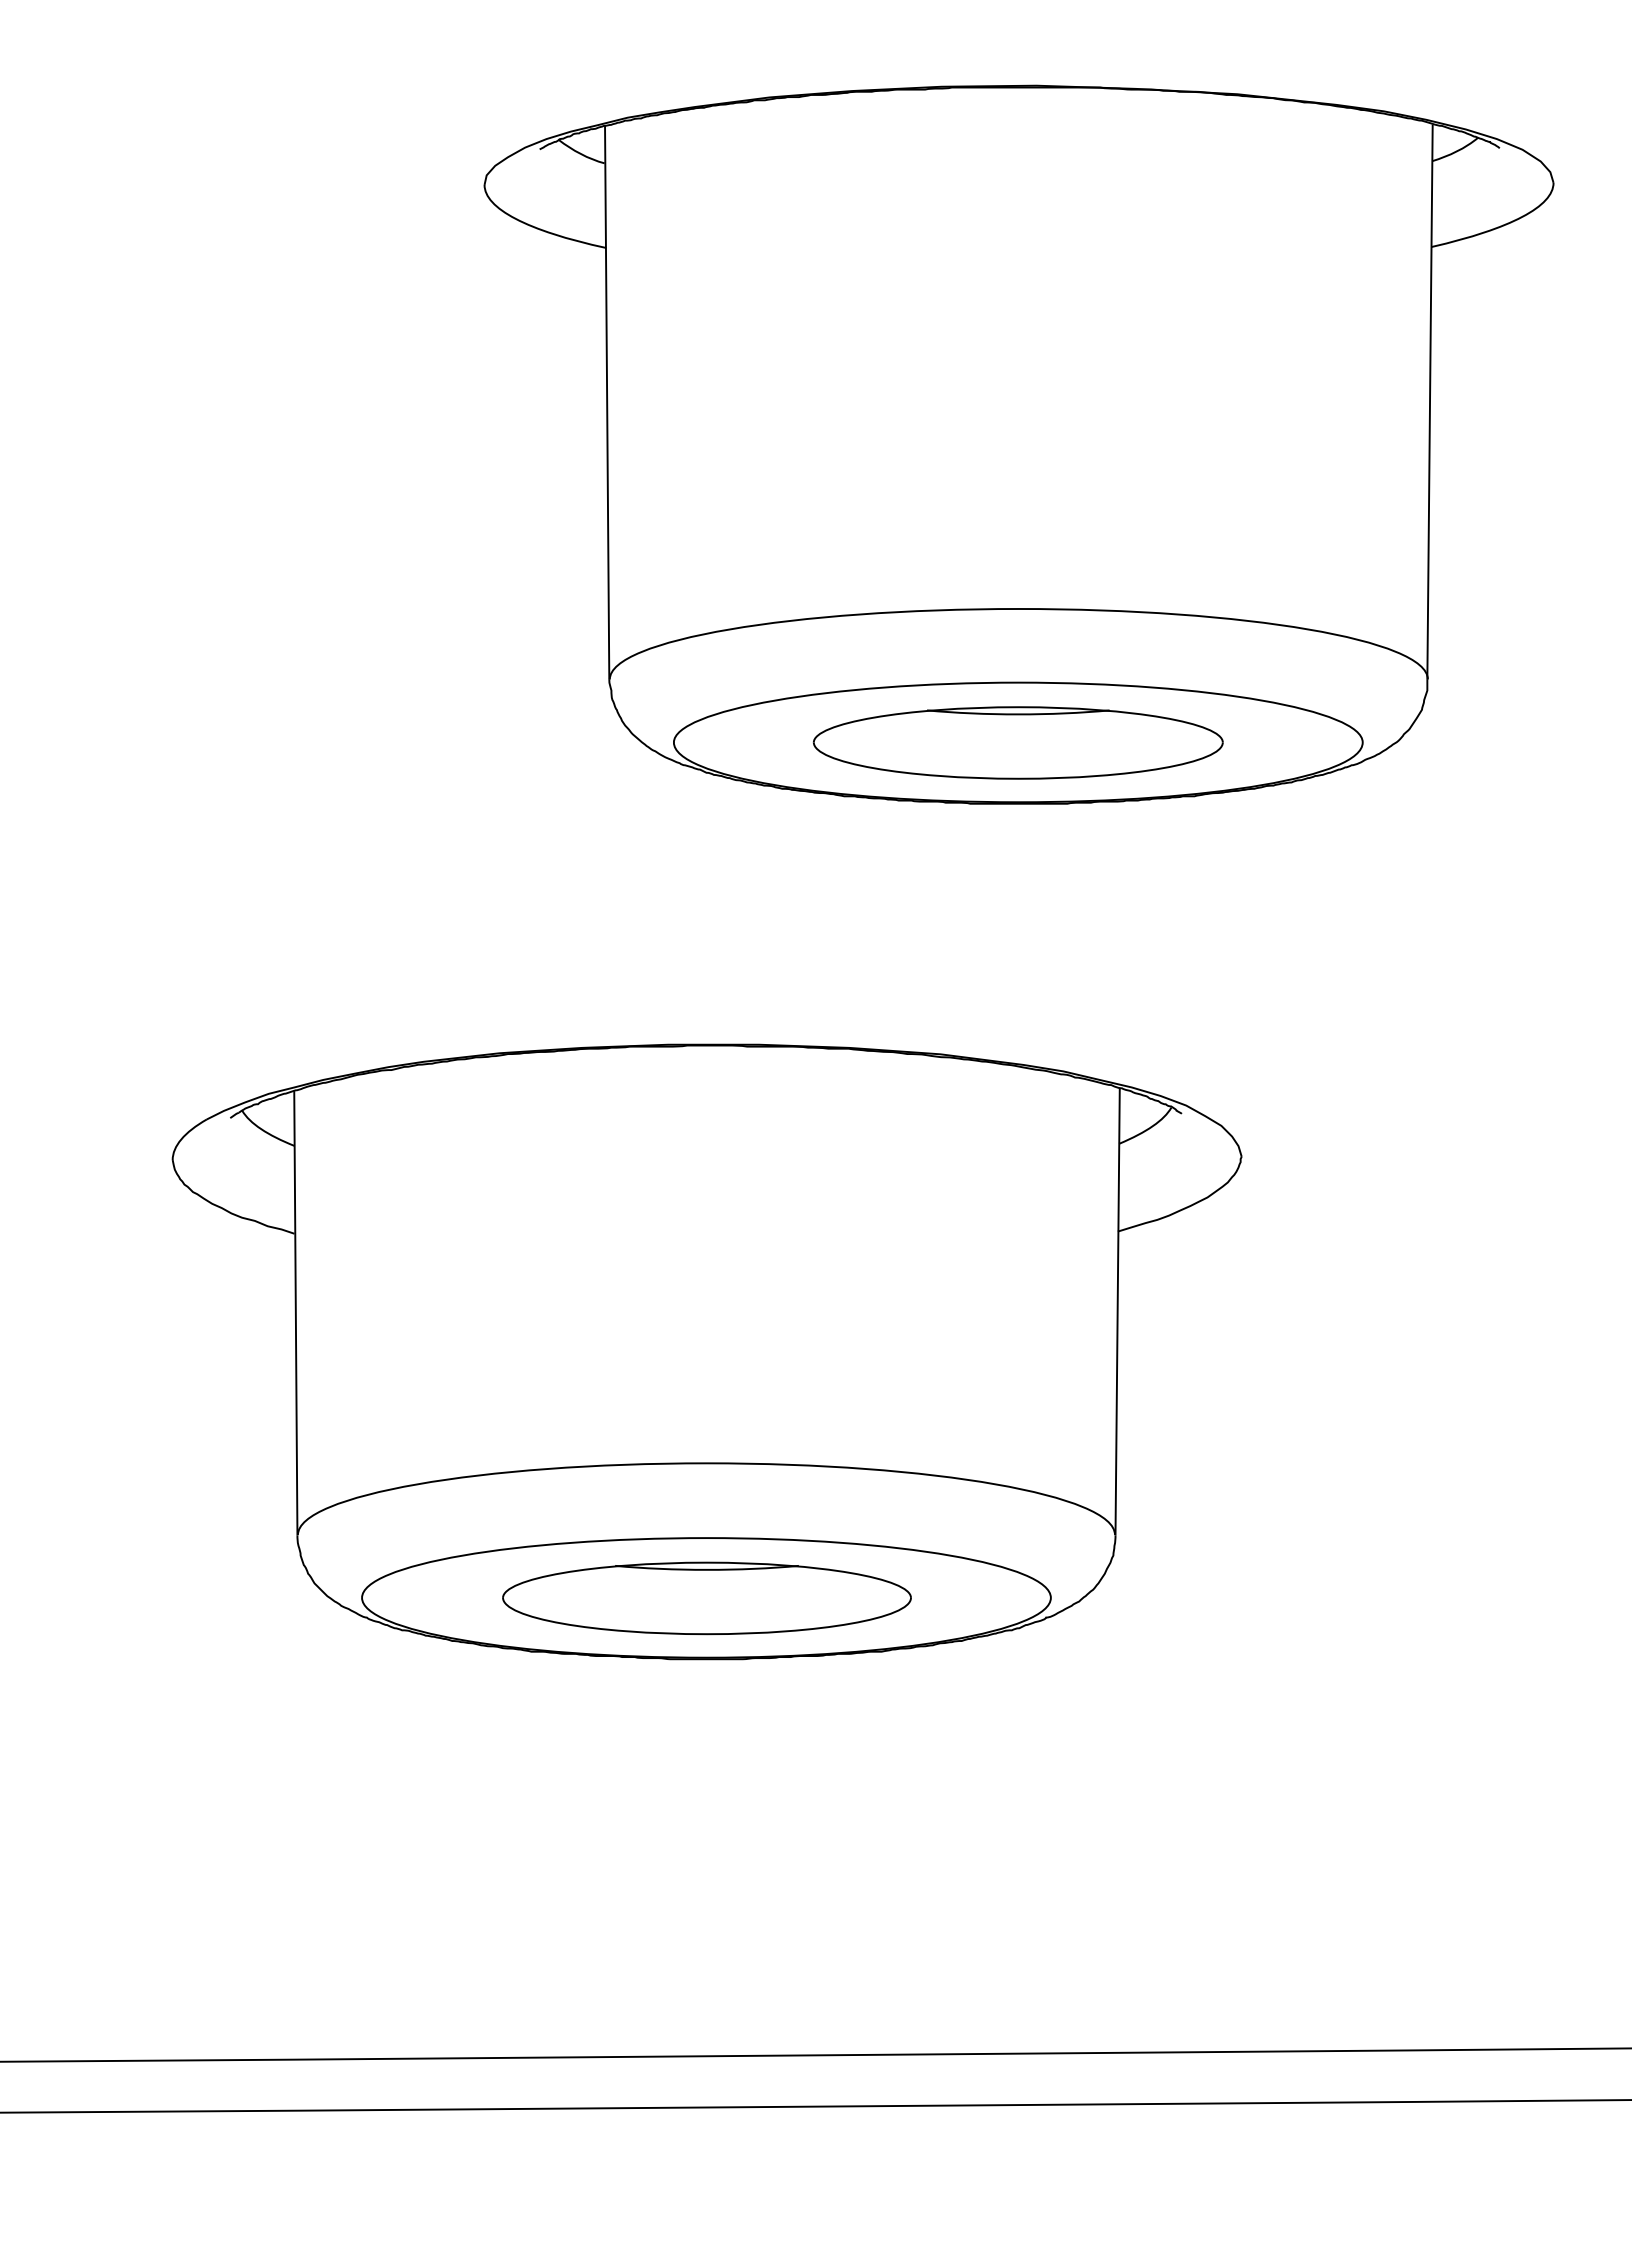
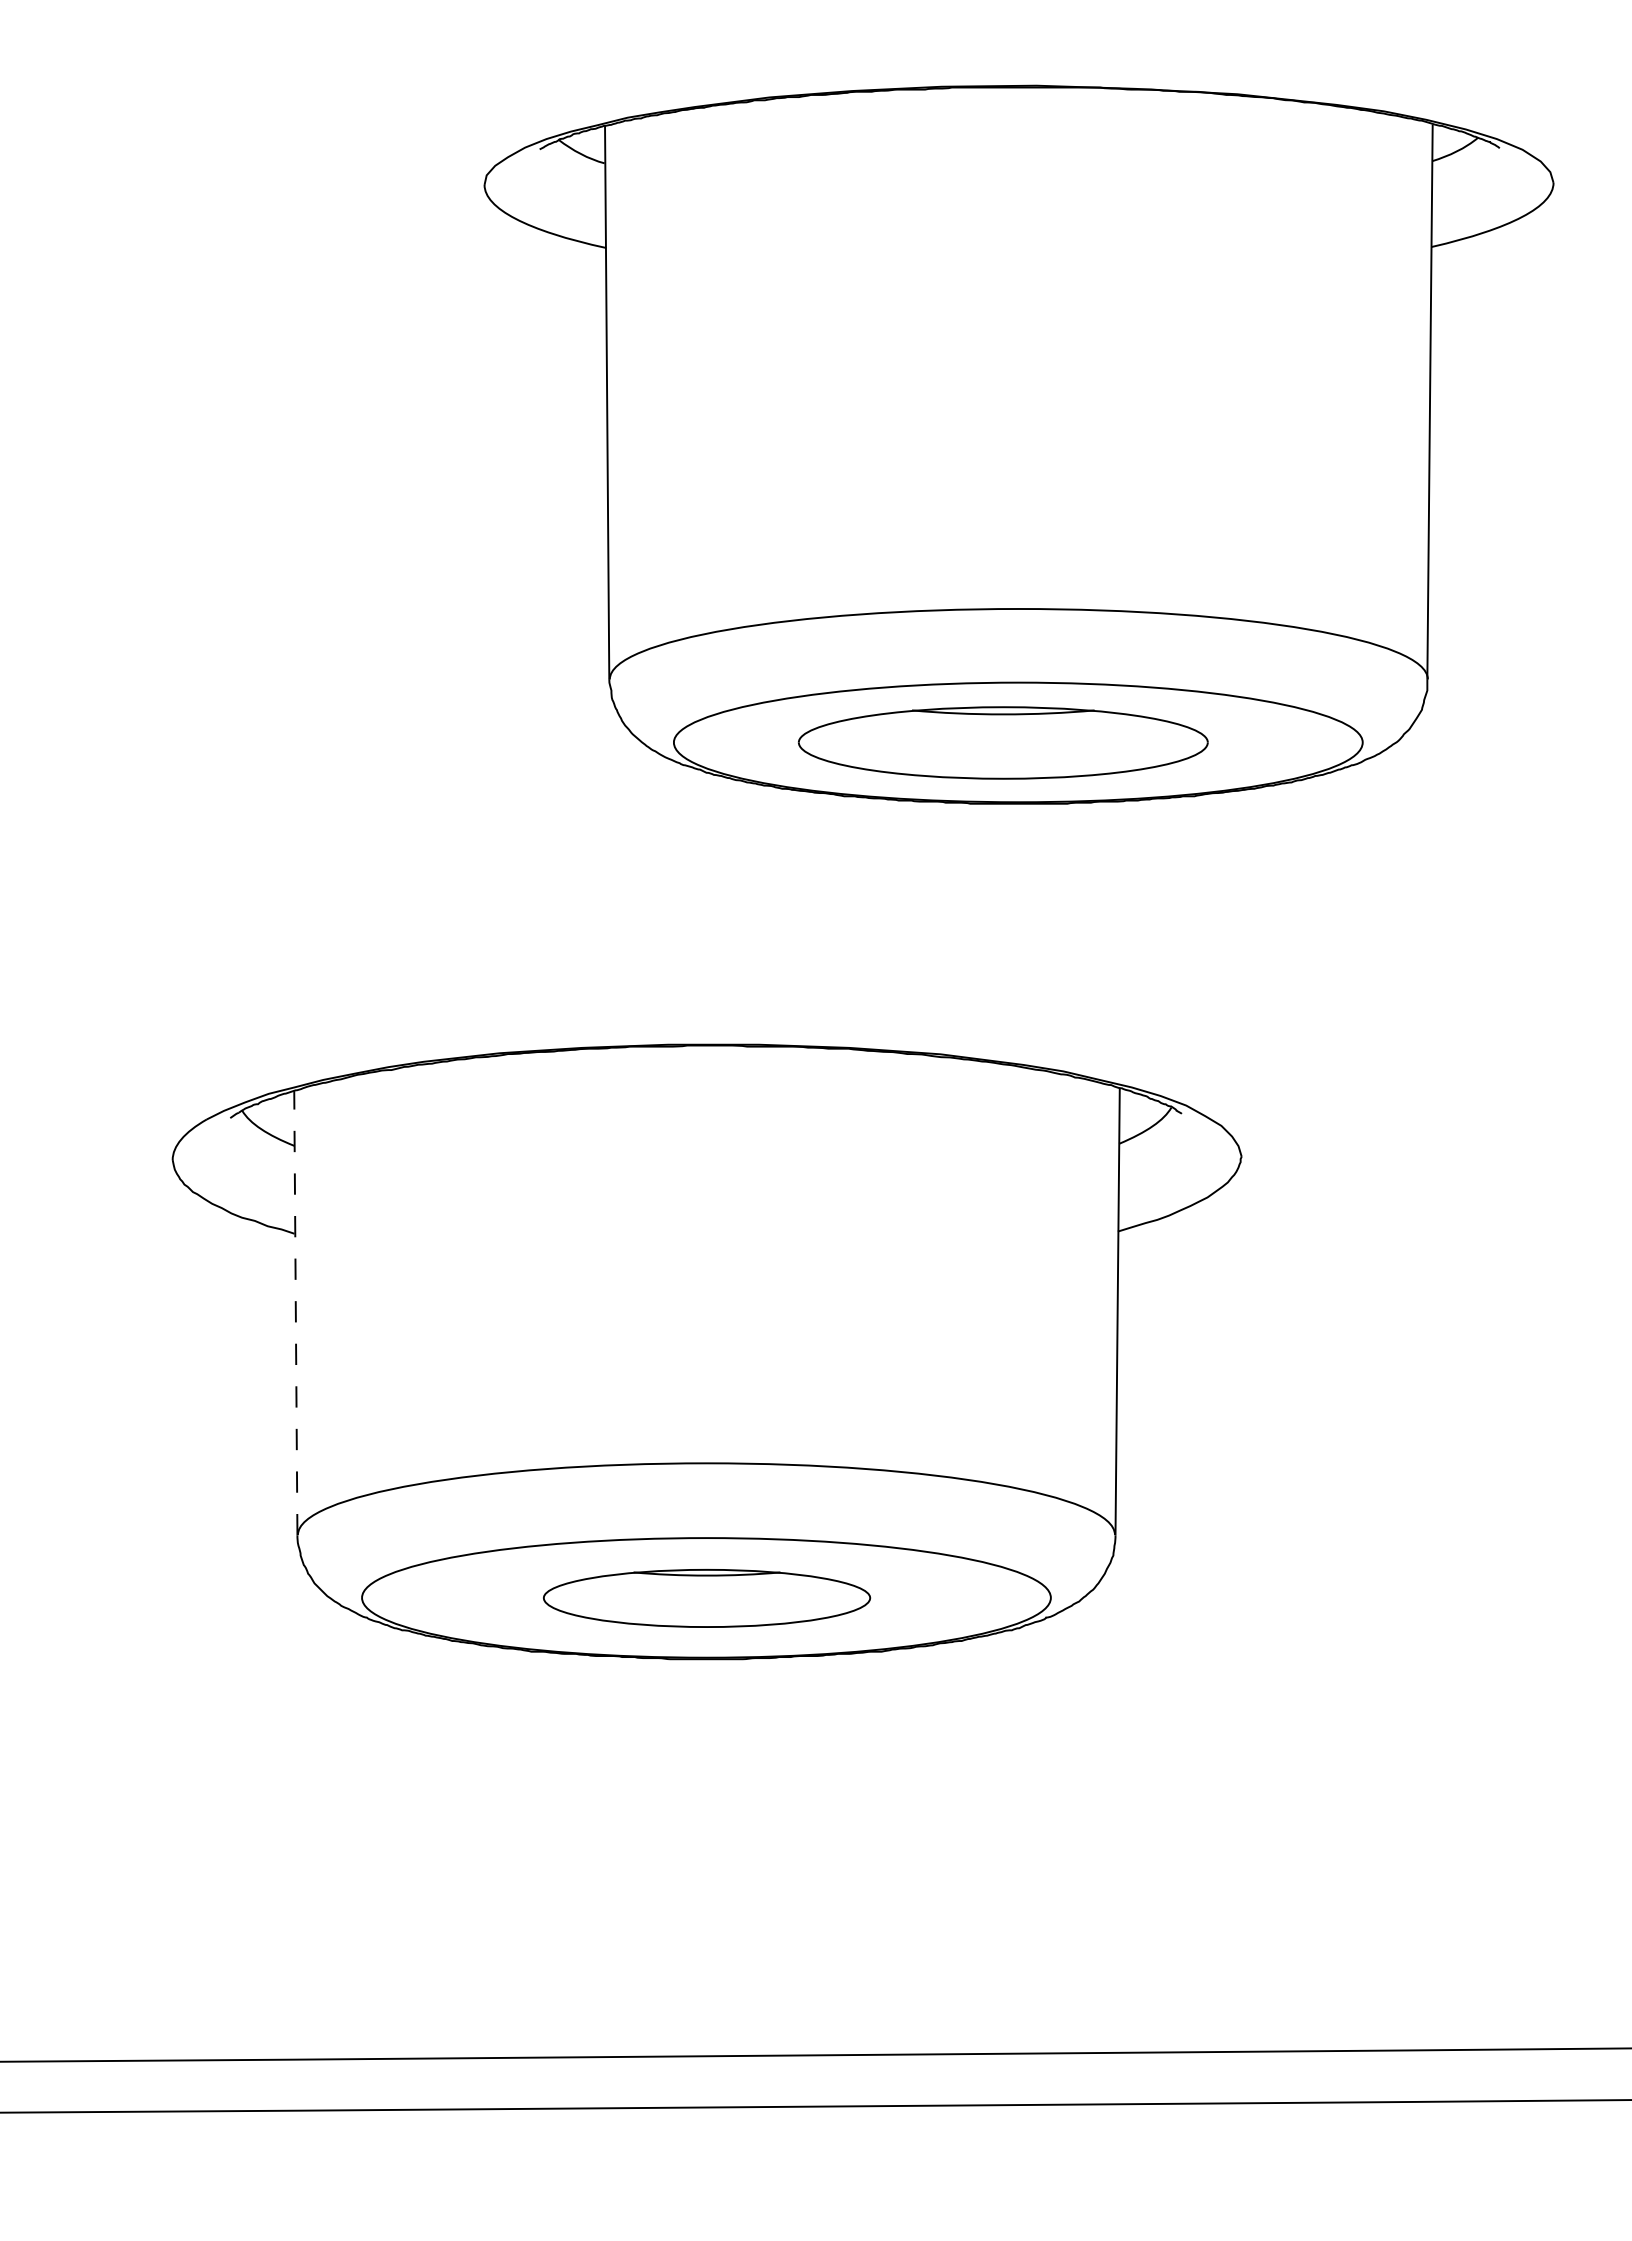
part position: (1018, 742) -> (1003, 742) (1003, 742)
line: solid -> dashed (295, 1312)
part size: 410x75 px -> 329x59 px (707, 1598)
